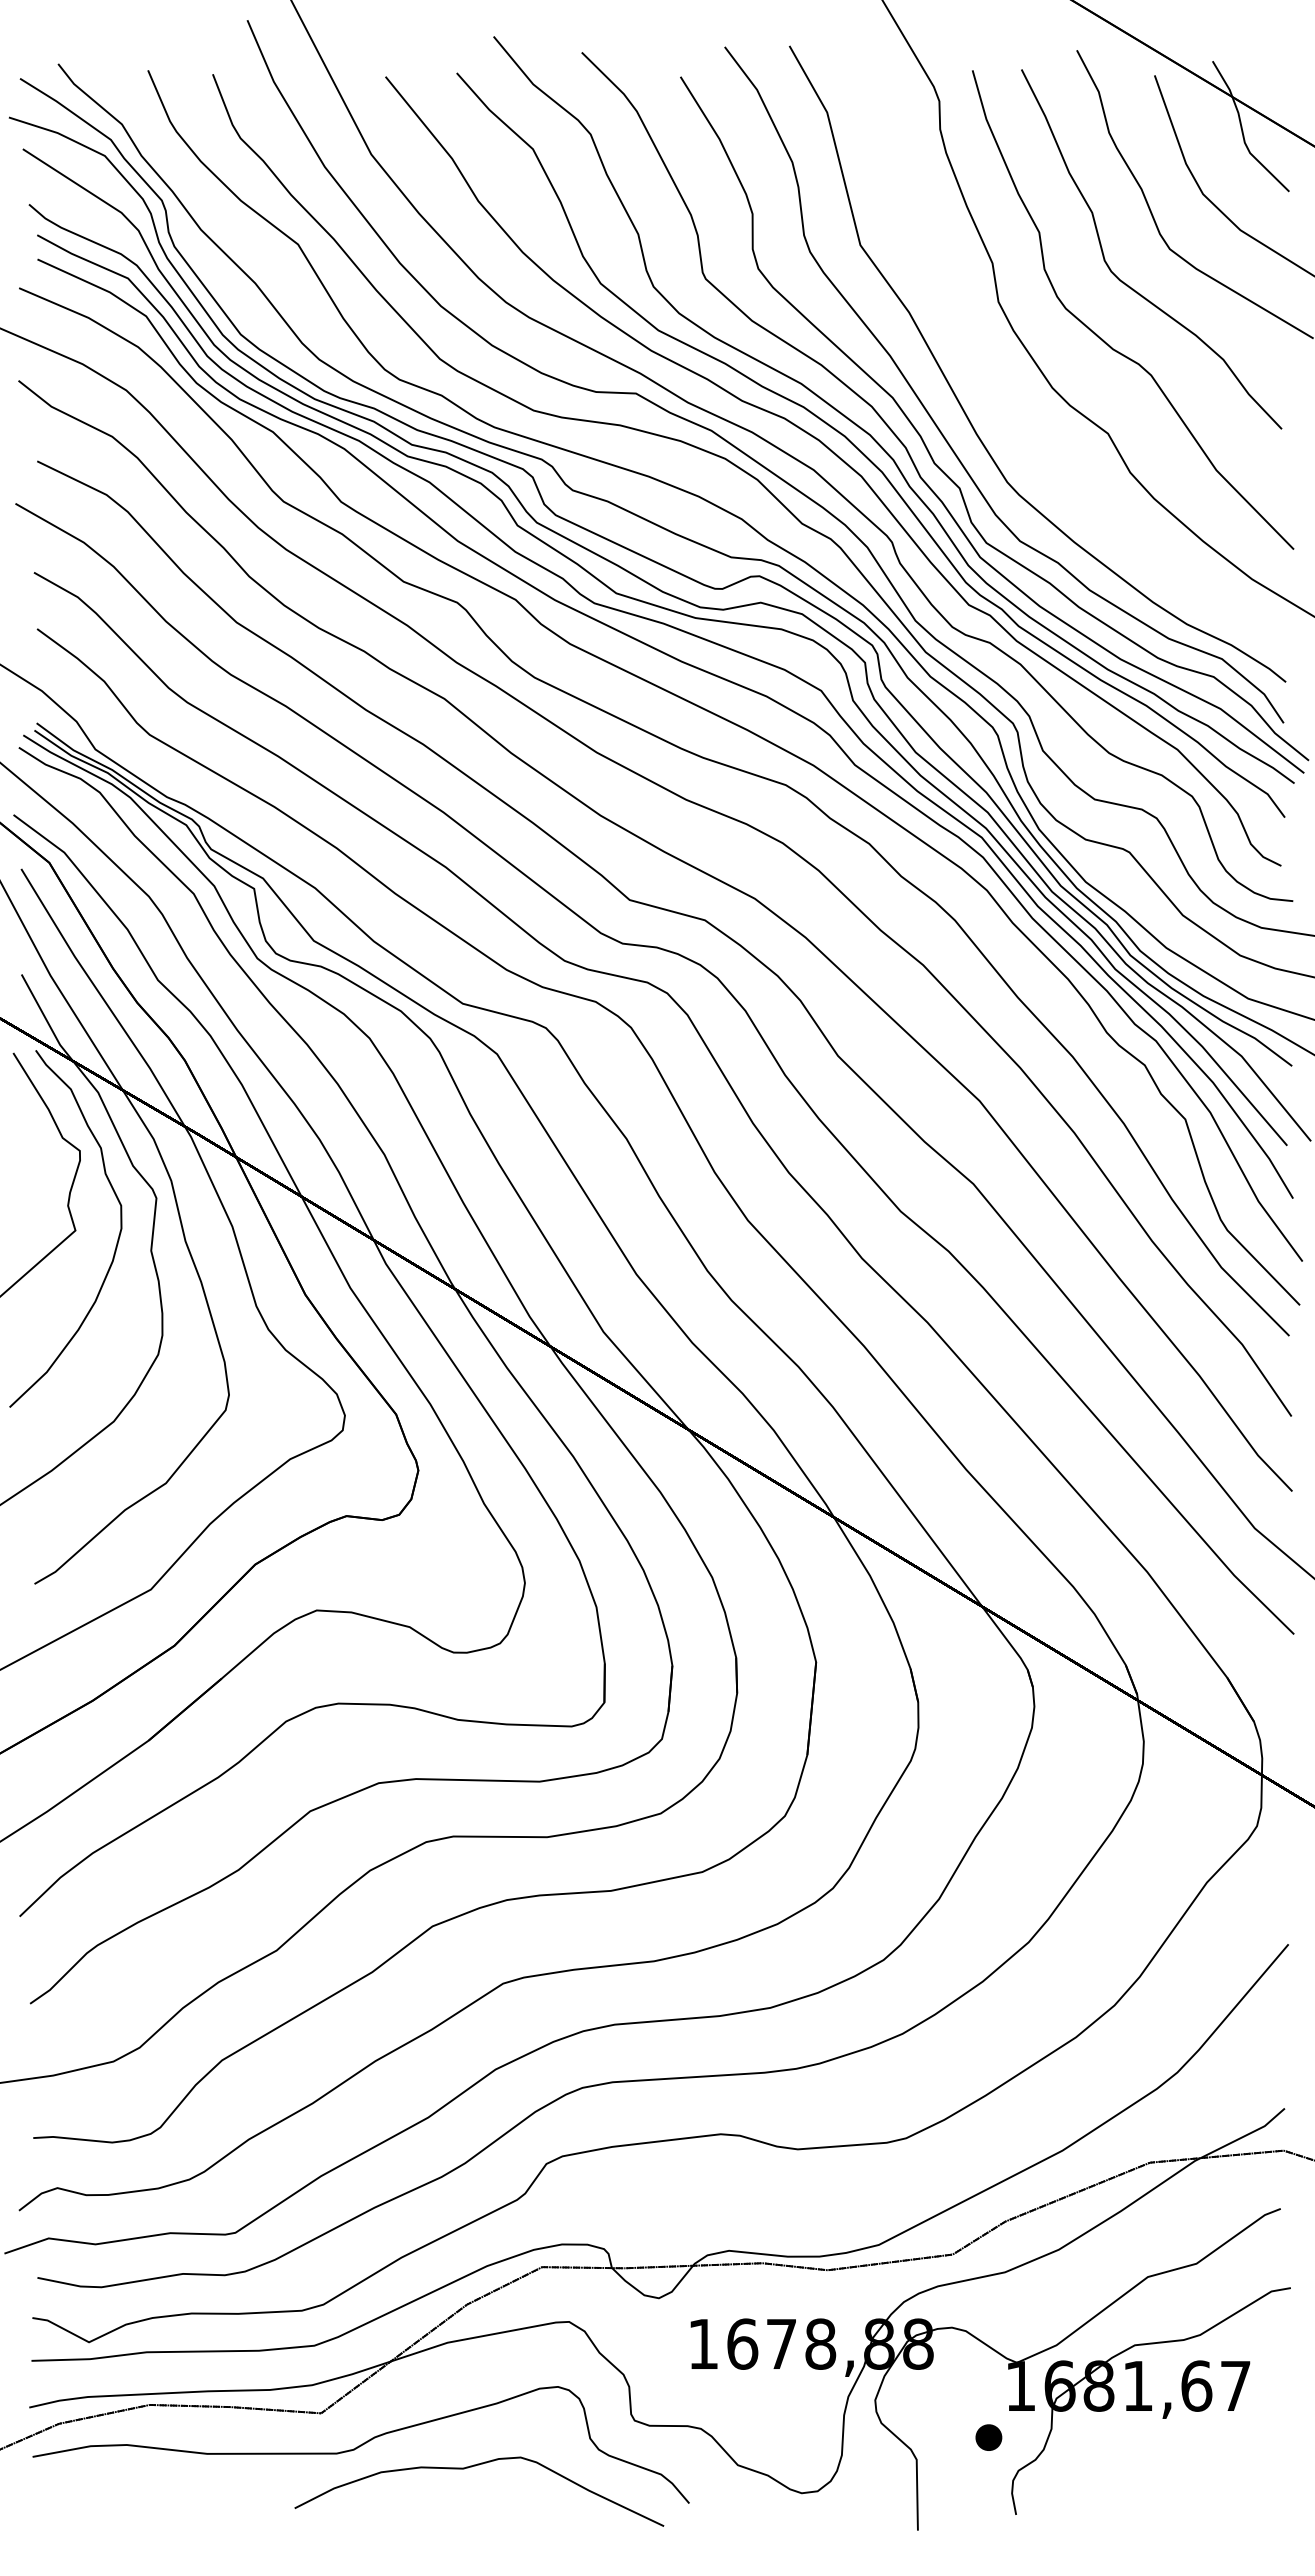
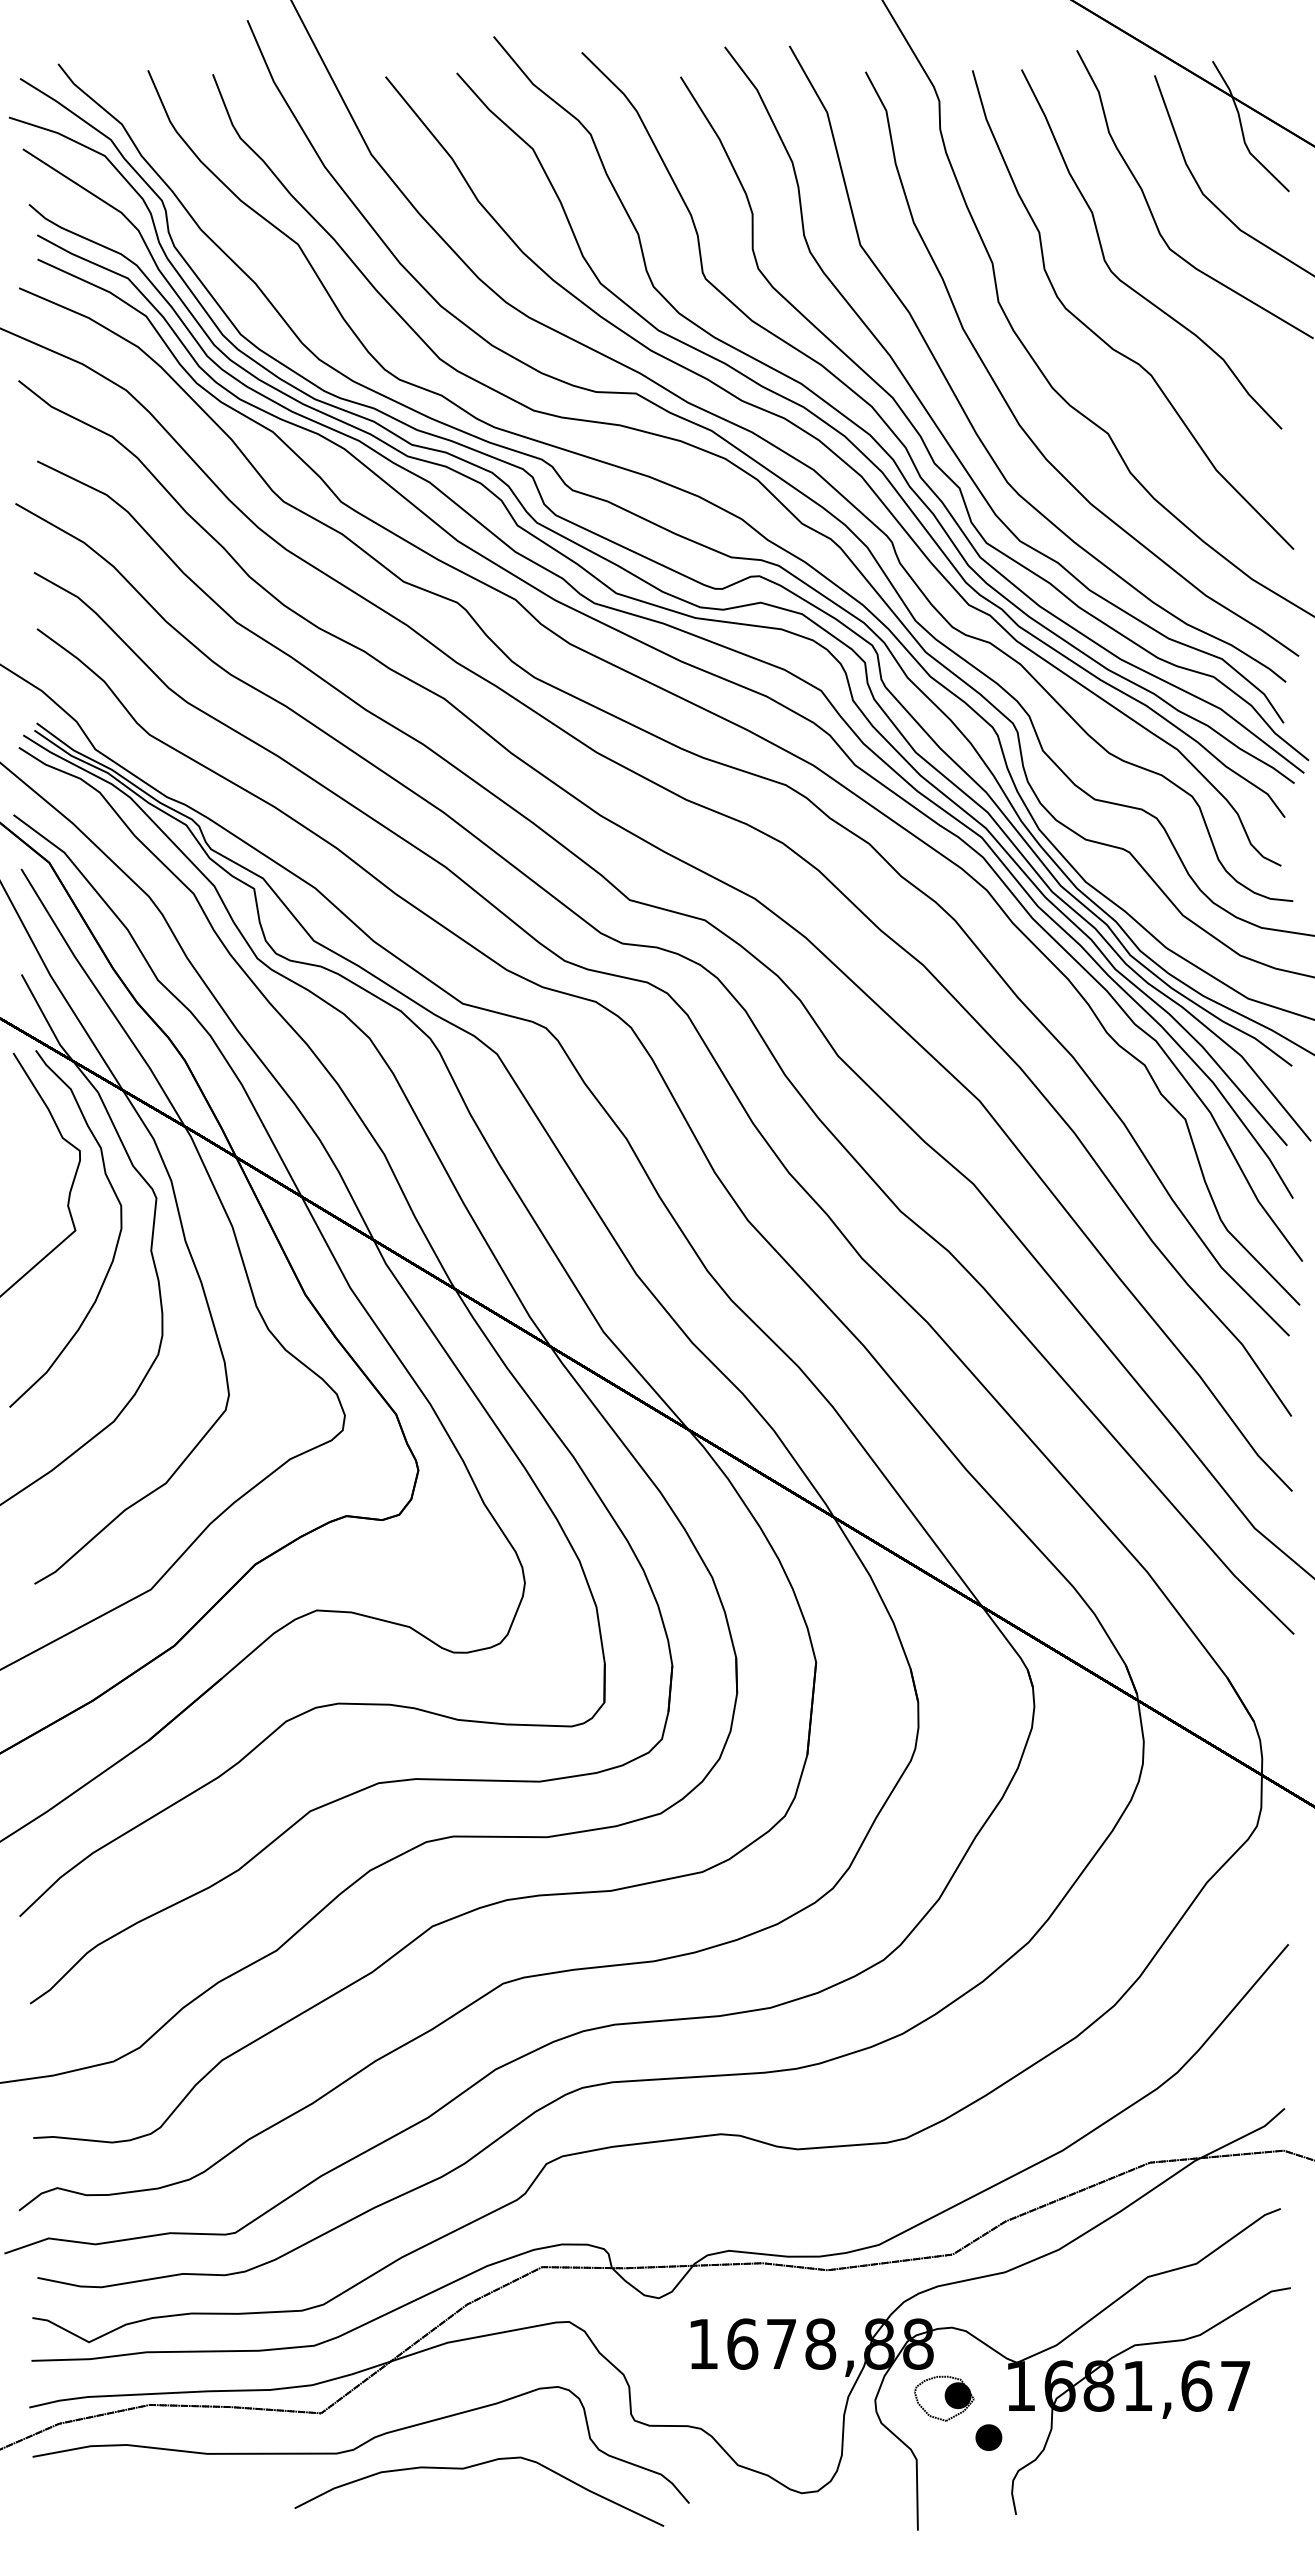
curve: none -> present (1009, 405)
part: none -> present (944, 2398)
